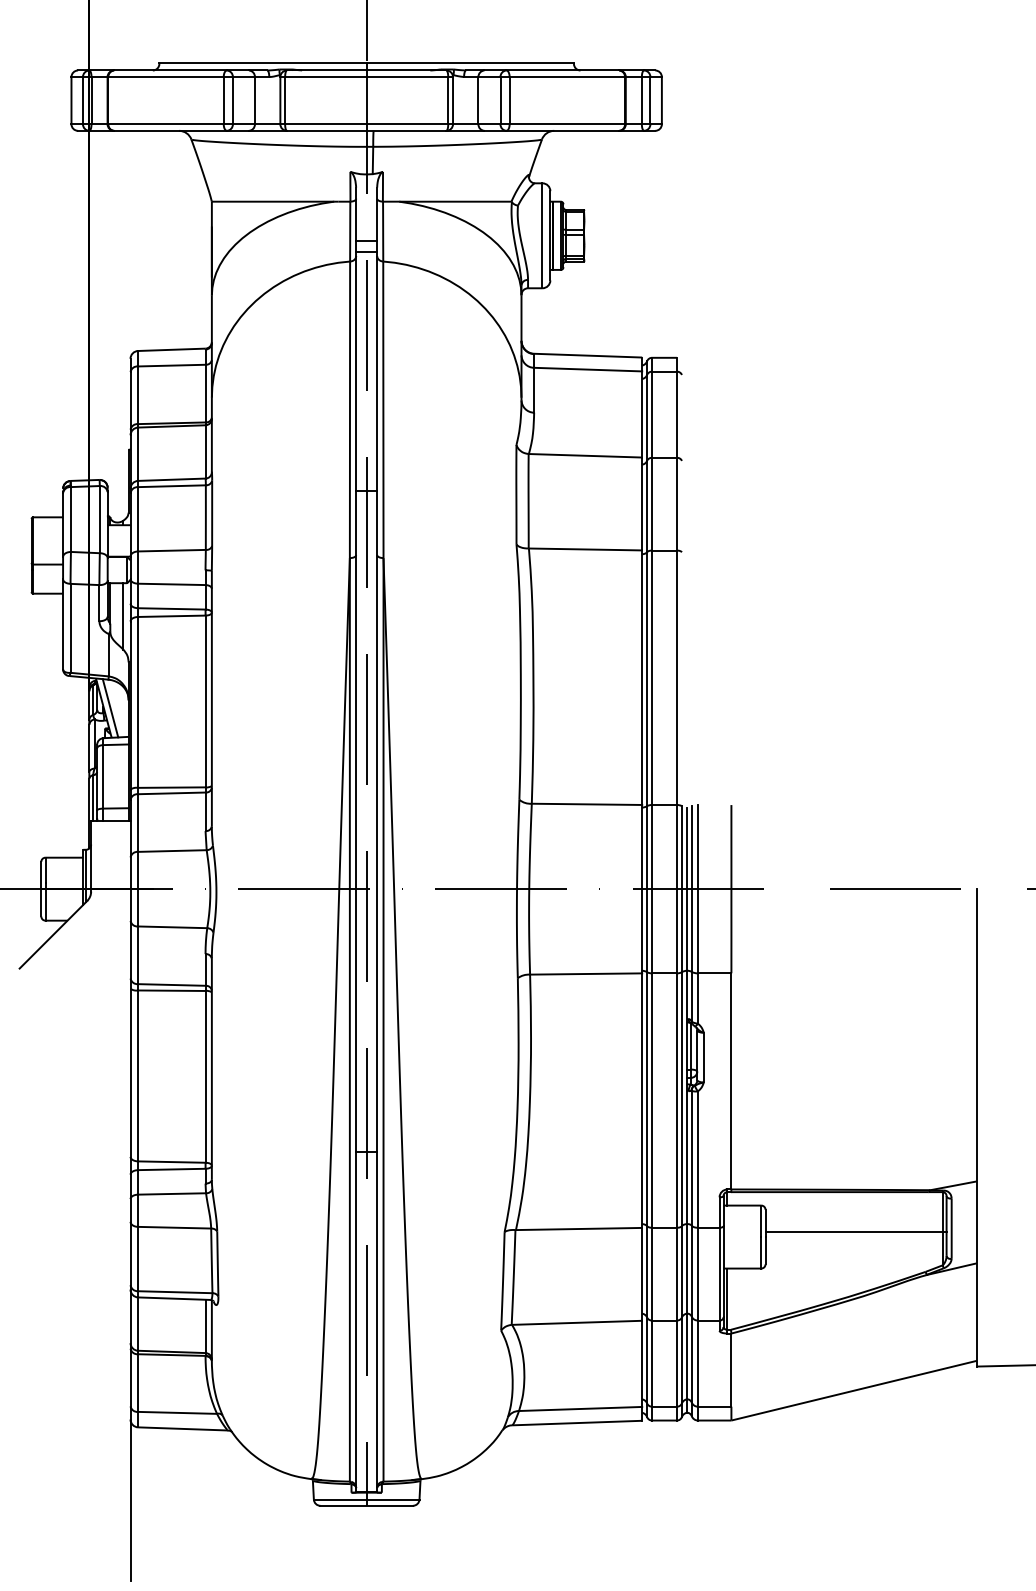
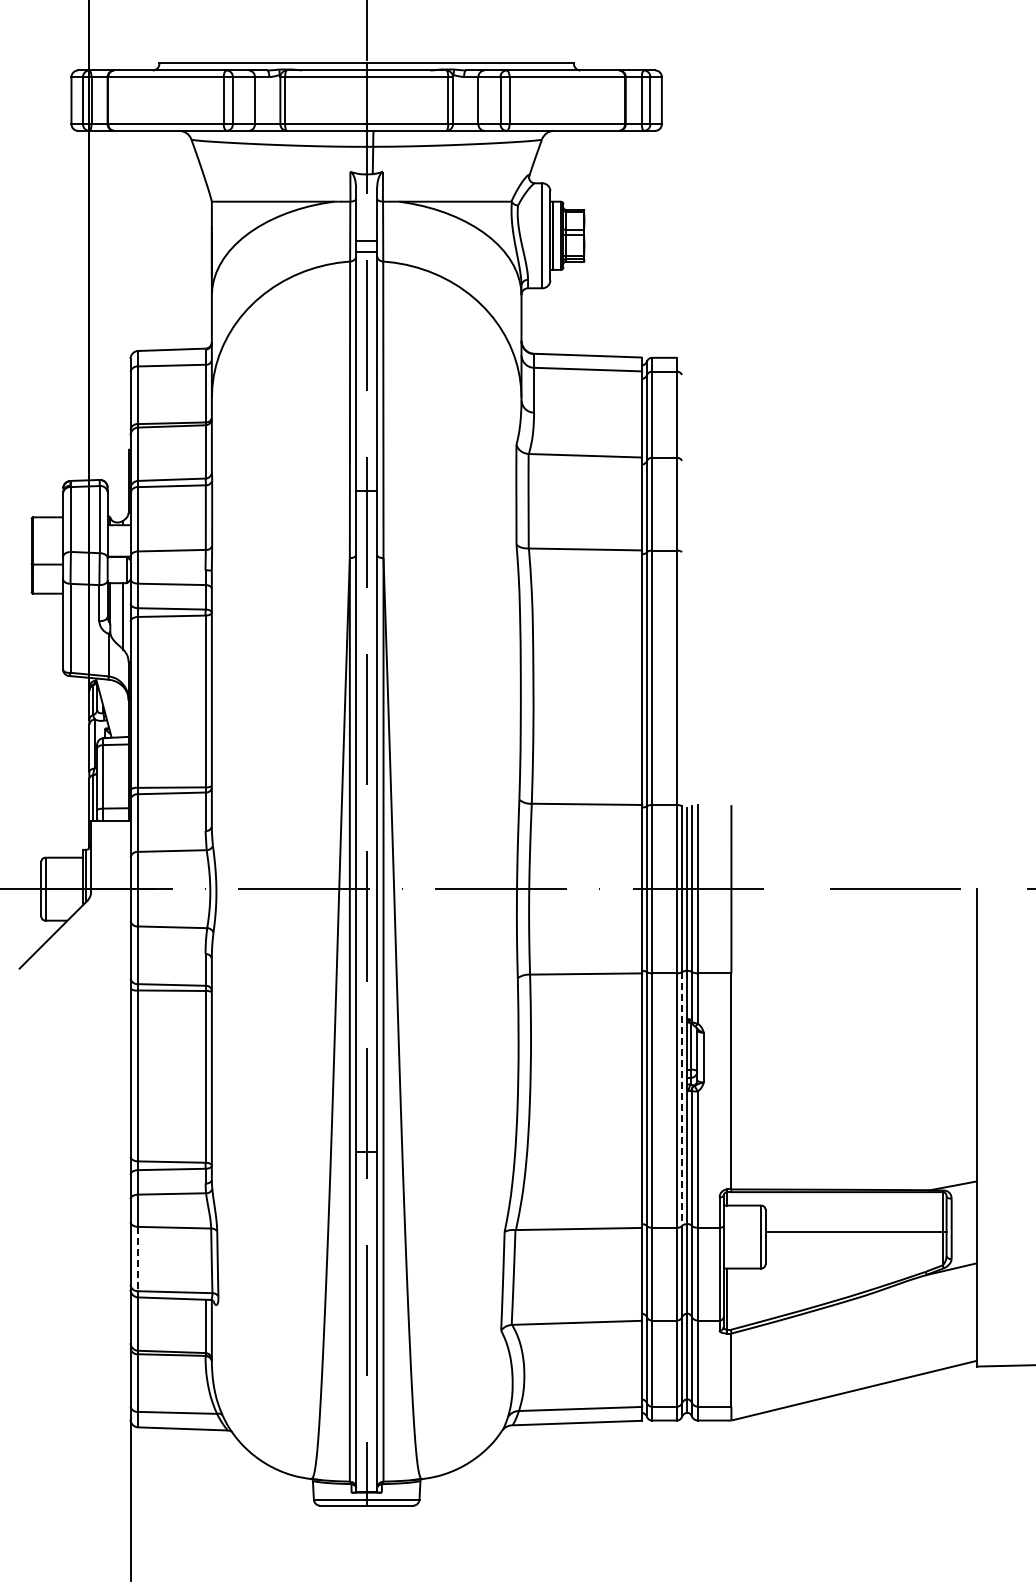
line: present -> none (110, 708)
line: solid -> dashed (681, 1099)
line: solid -> dashed (138, 1259)
